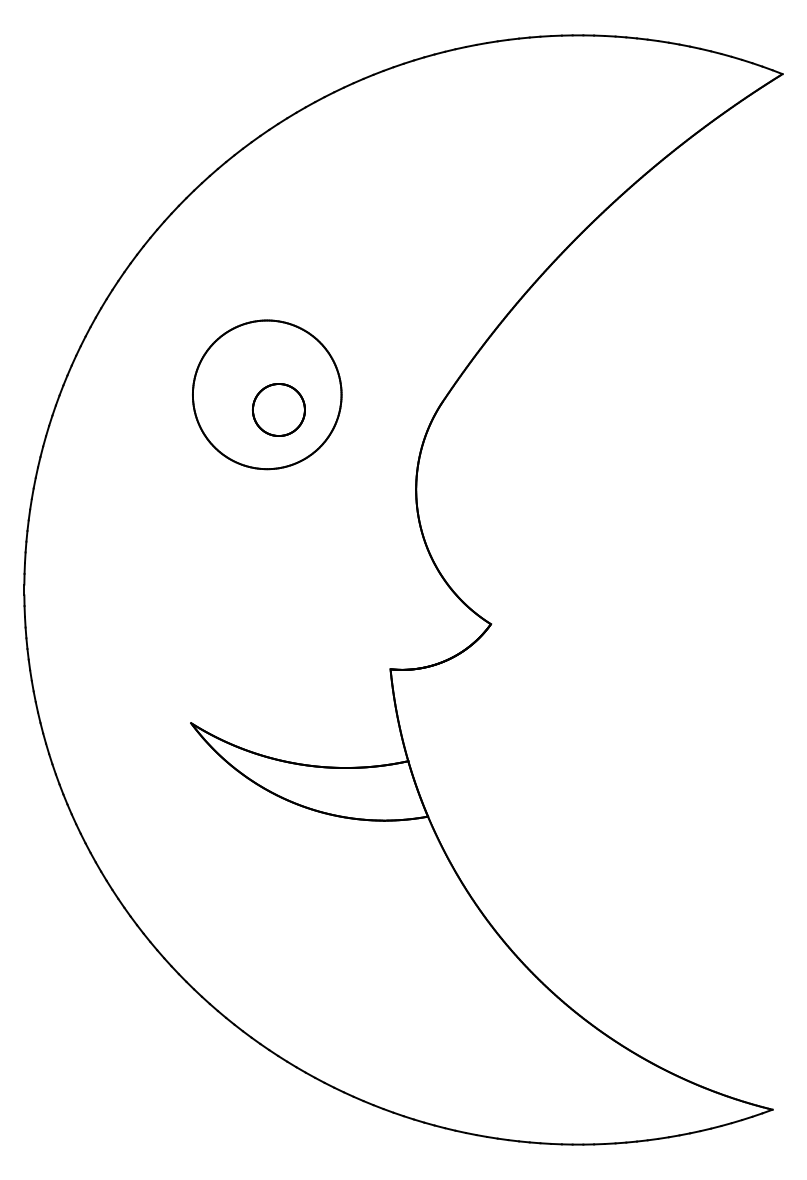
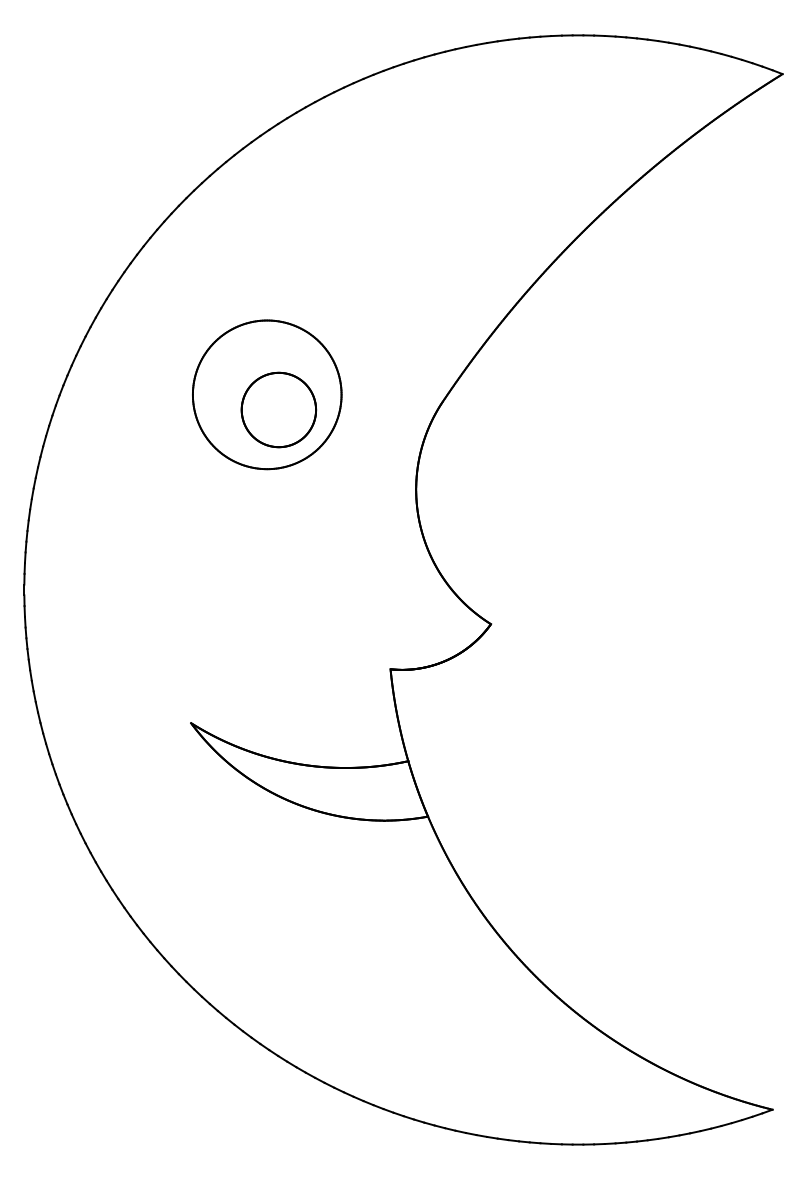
part size: 54x54 px -> 78x78 px (278, 409)
